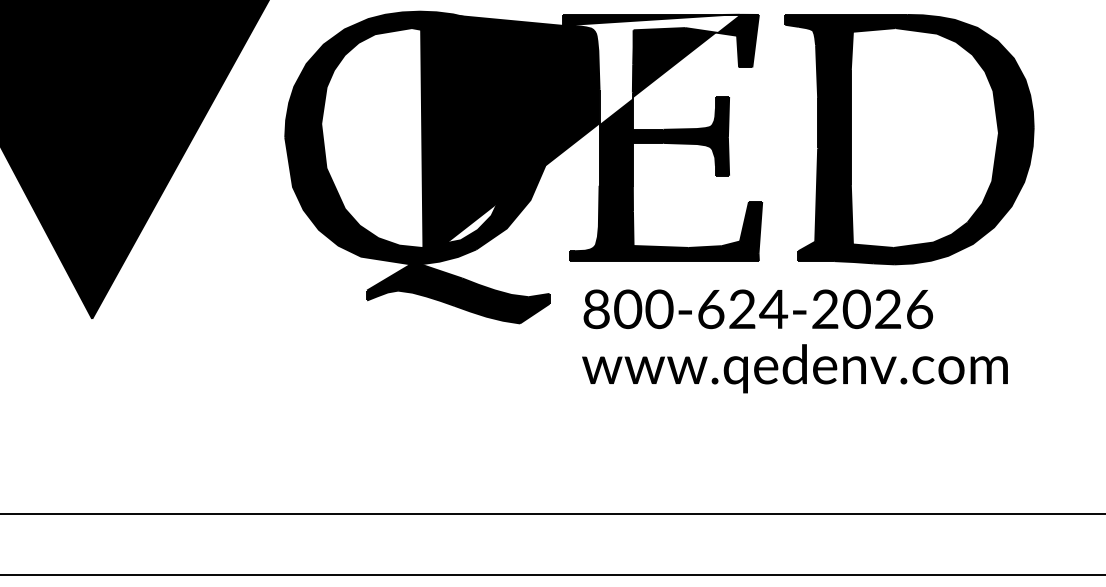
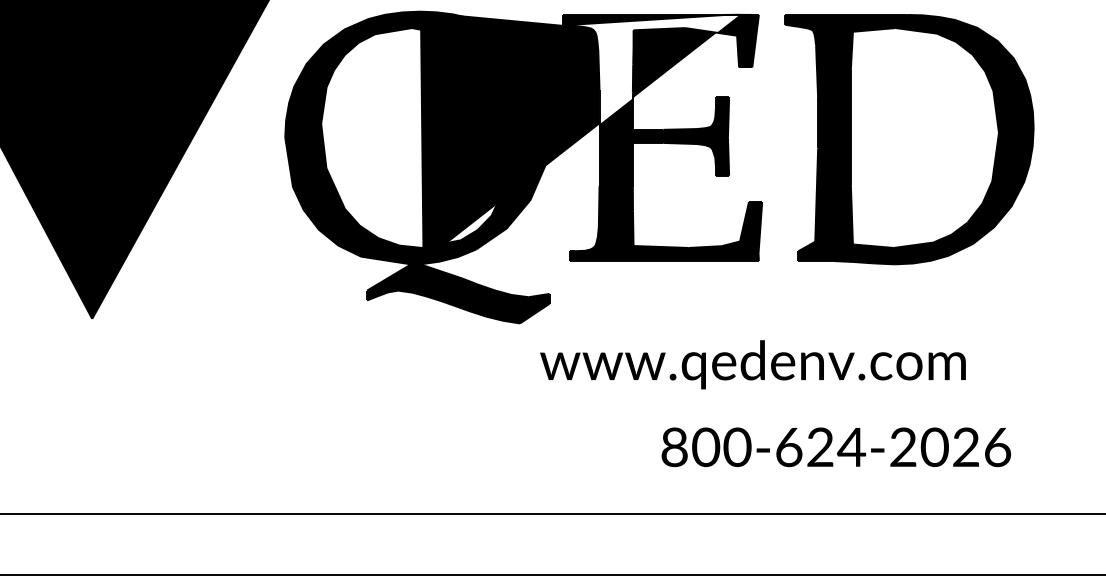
text position: (757, 309) -> (835, 447) (835, 447)
text position: (794, 368) -> (752, 364) (752, 364)
